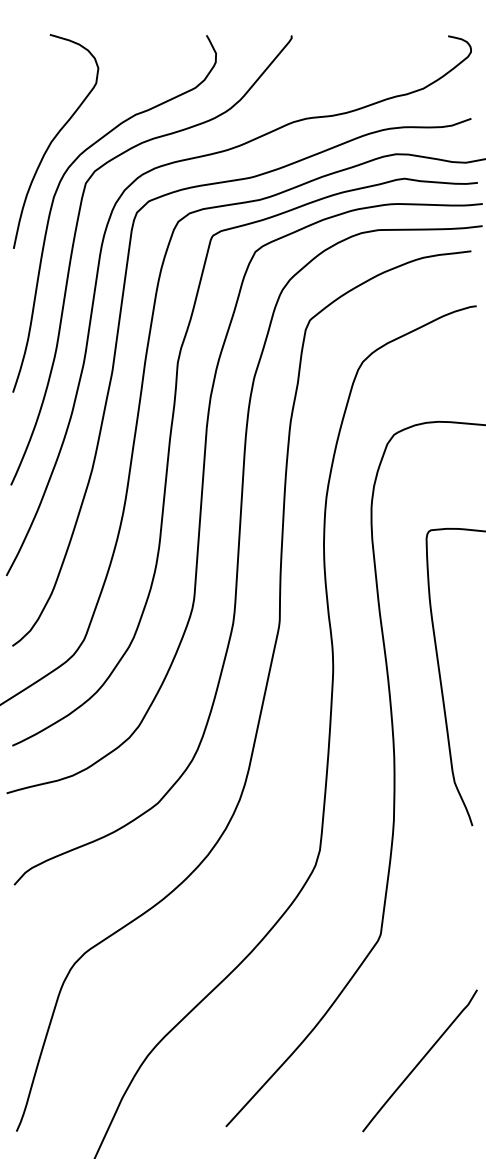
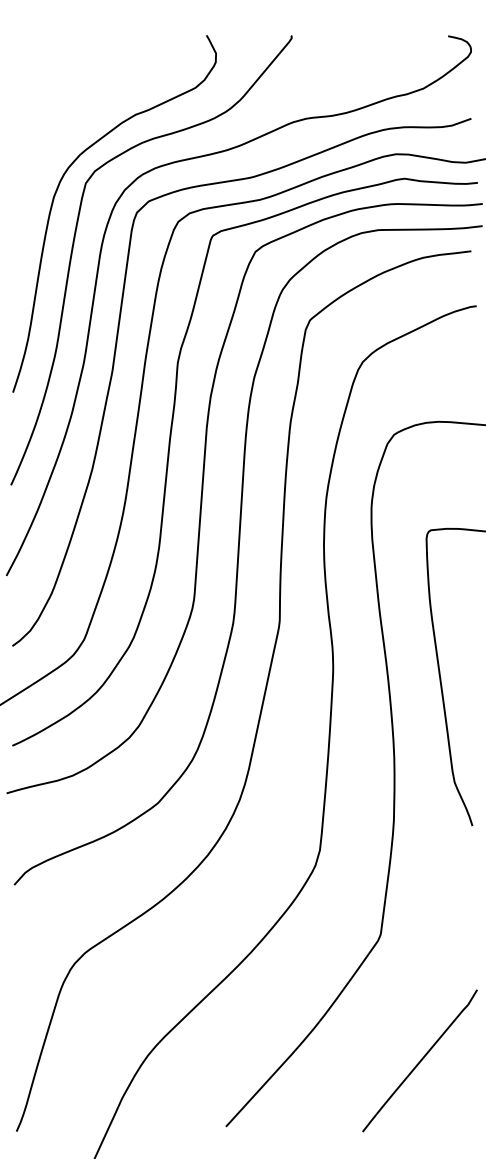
curve: present -> none (54, 139)
